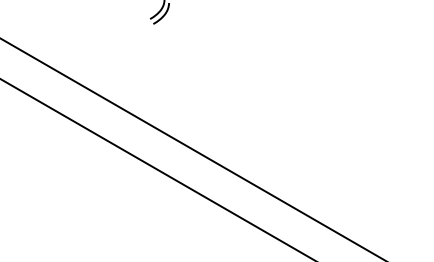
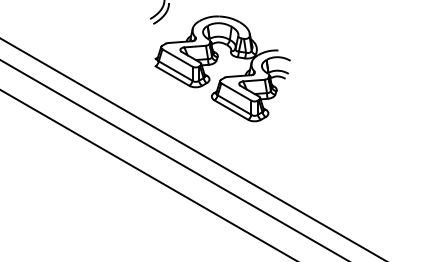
part: none -> present (224, 76)
line: none -> present (173, 159)
line position: (156, 169) -> (147, 174) (147, 174)
